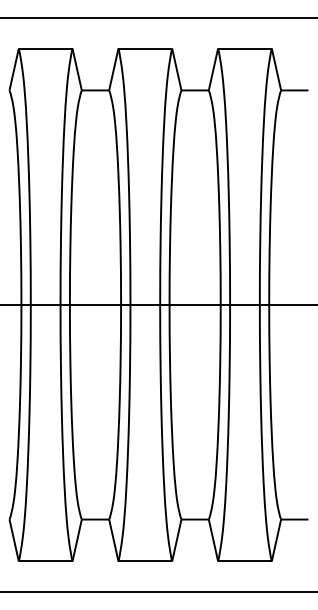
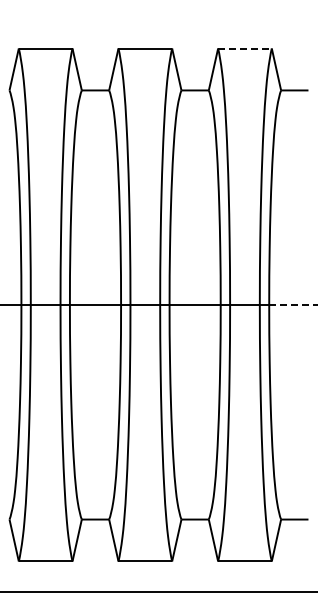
line: present -> none (158, 18)
line: solid -> dashed (245, 48)
line: solid -> dashed (292, 304)
